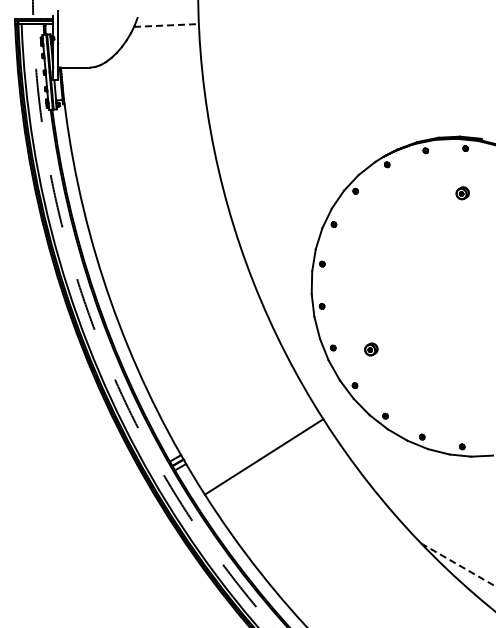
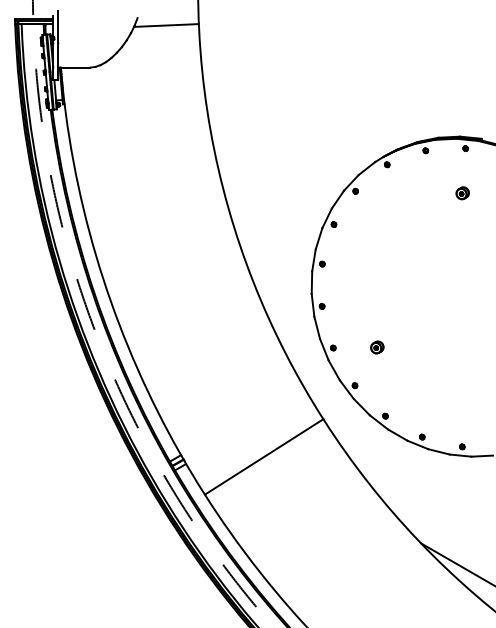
line: dashed -> solid (166, 25)
part position: (371, 349) -> (377, 347) (377, 347)
line: dashed -> solid (458, 564)
